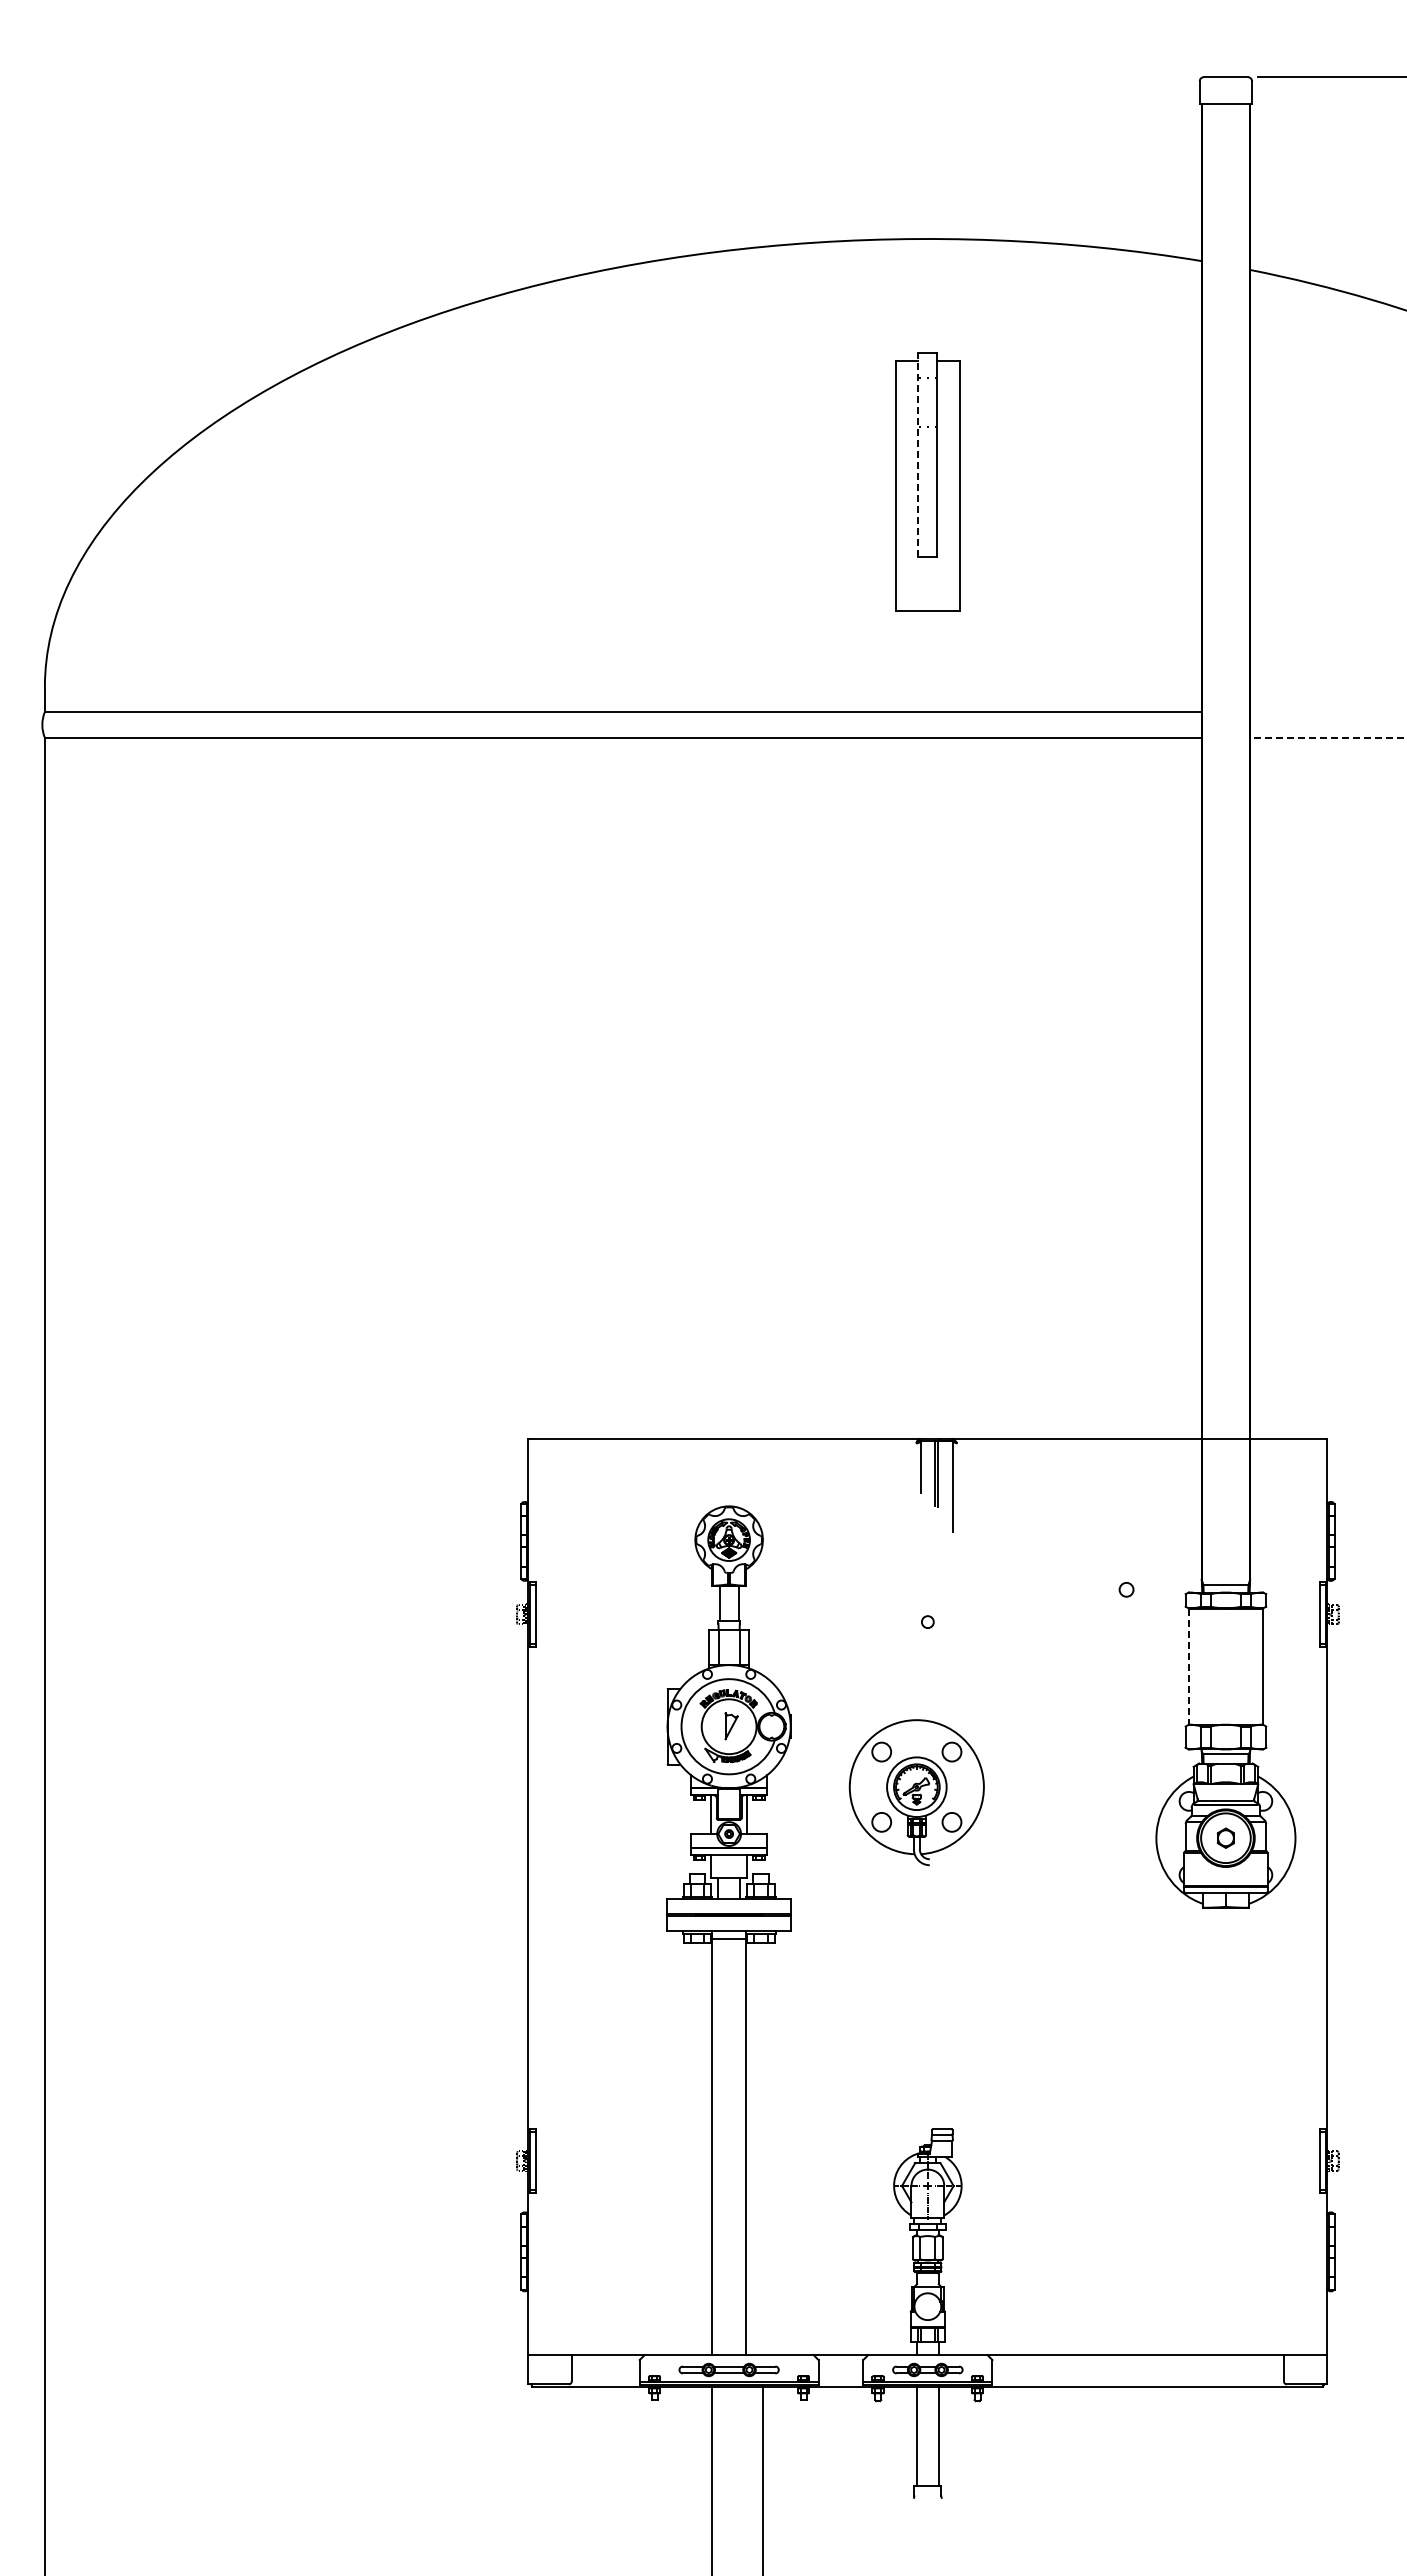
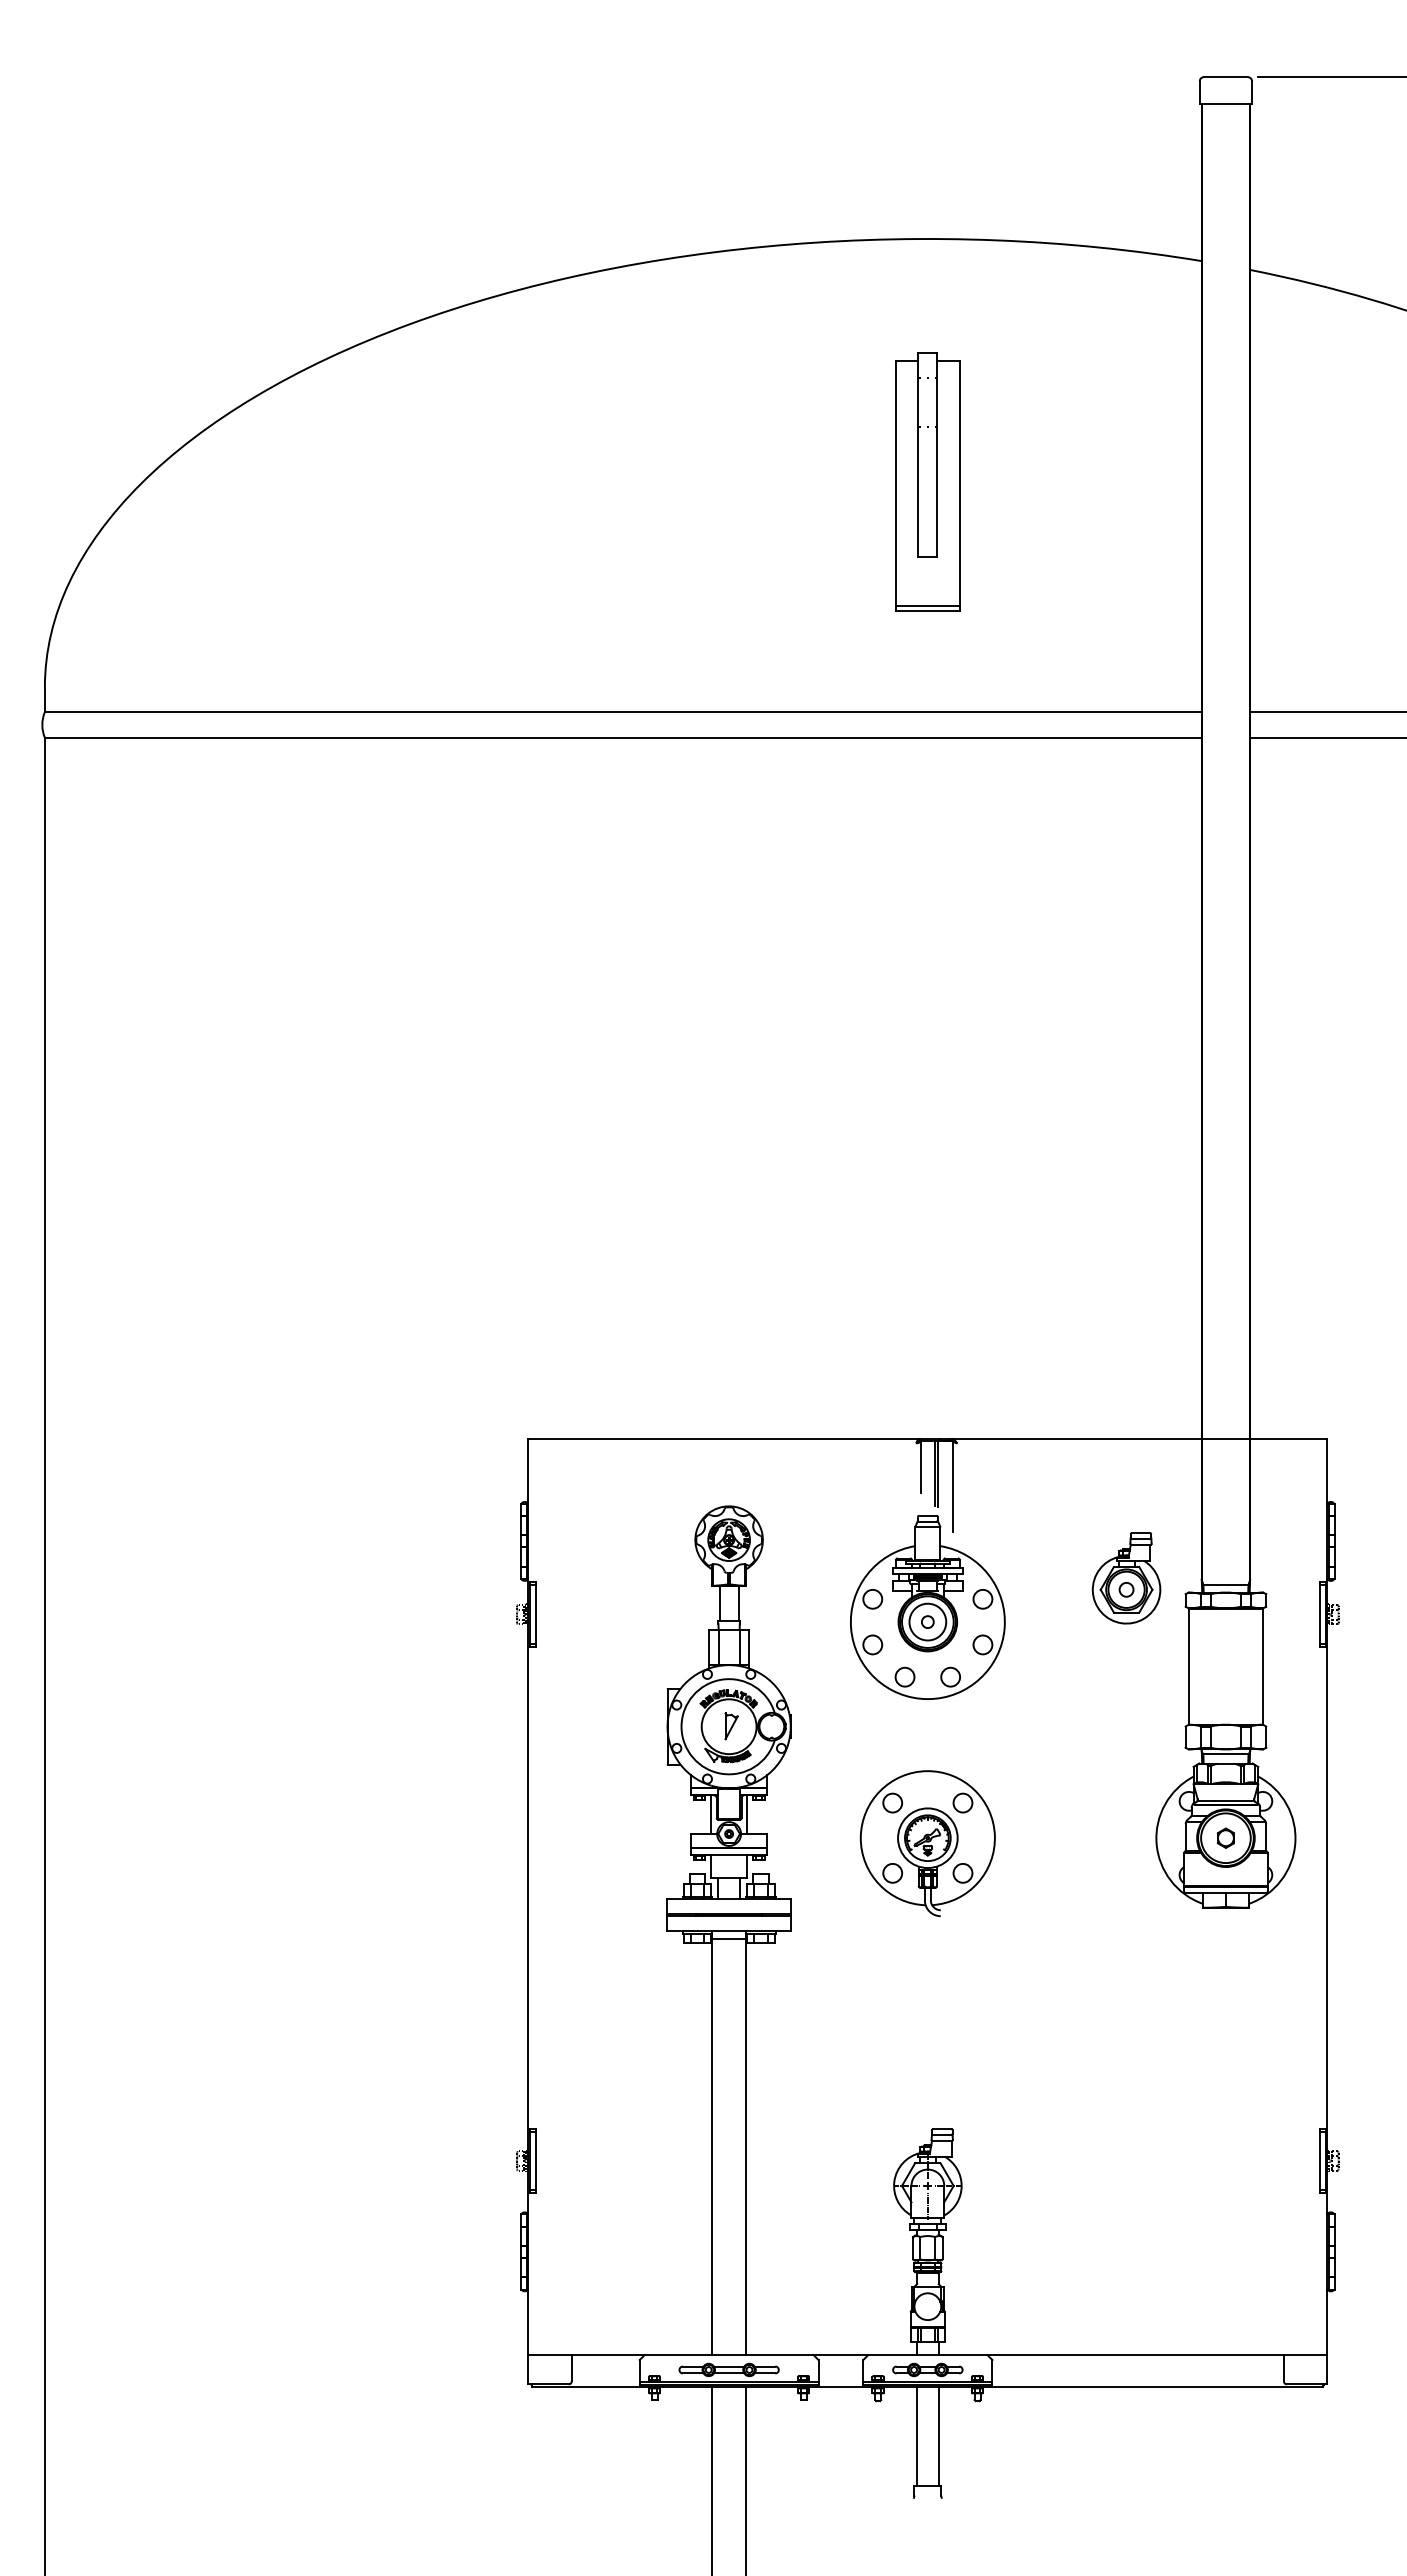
line: dashed -> solid (918, 454)
line: none -> present (927, 605)
line: none -> present (1326, 711)
line: dashed -> solid (1328, 737)
part: none -> present (1126, 1578)
part: none -> present (927, 1607)
line: dashed -> solid (1188, 1666)
part position: (916, 1792) -> (927, 1843) (927, 1843)
line position: (763, 2479) -> (746, 2479) (746, 2479)
